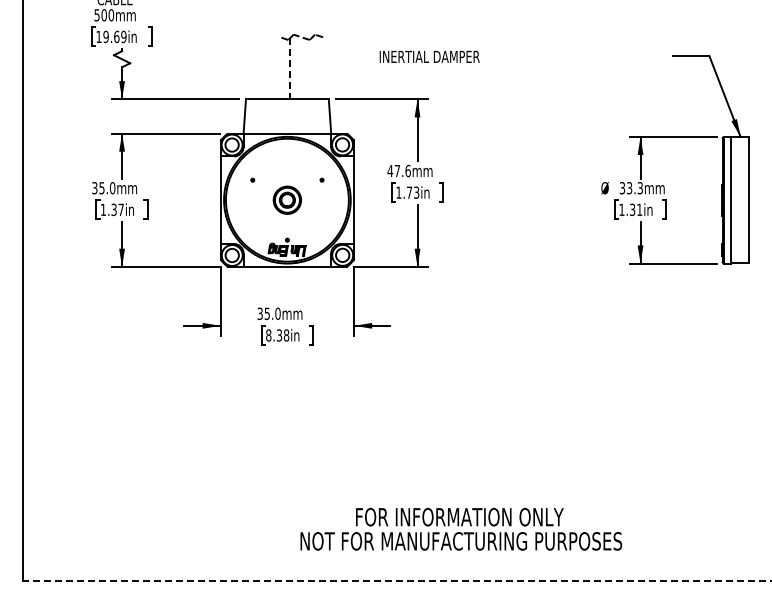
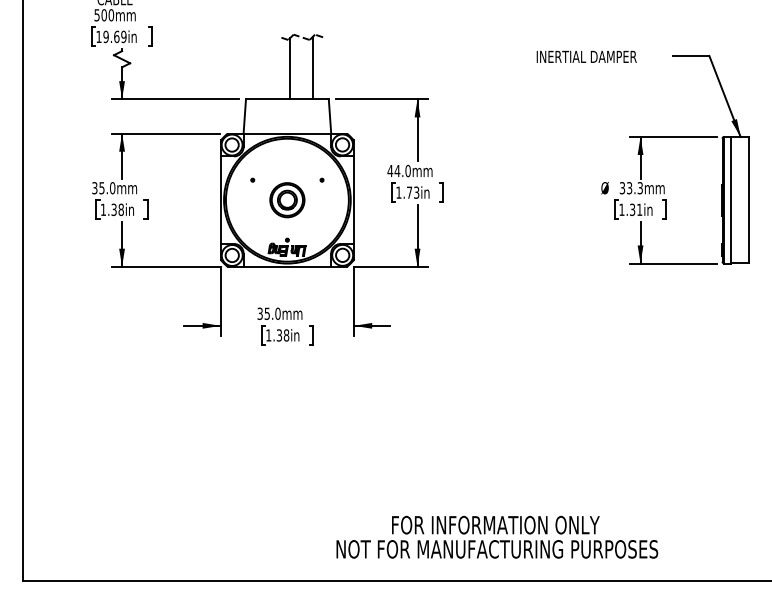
text position: (429, 56) -> (586, 56) (586, 56)
line: none -> present (312, 67)
line: dashed -> solid (290, 68)
text: 47.6mm -> 44.0mm (402, 171)
part size: 30x30 px -> 37x37 px (287, 200)
text: 1.37in -> 1.38in (120, 209)
text: 8.38in -> 1.38in (268, 335)
text position: (461, 528) -> (497, 536) (497, 536)
line: dashed -> solid (397, 581)
